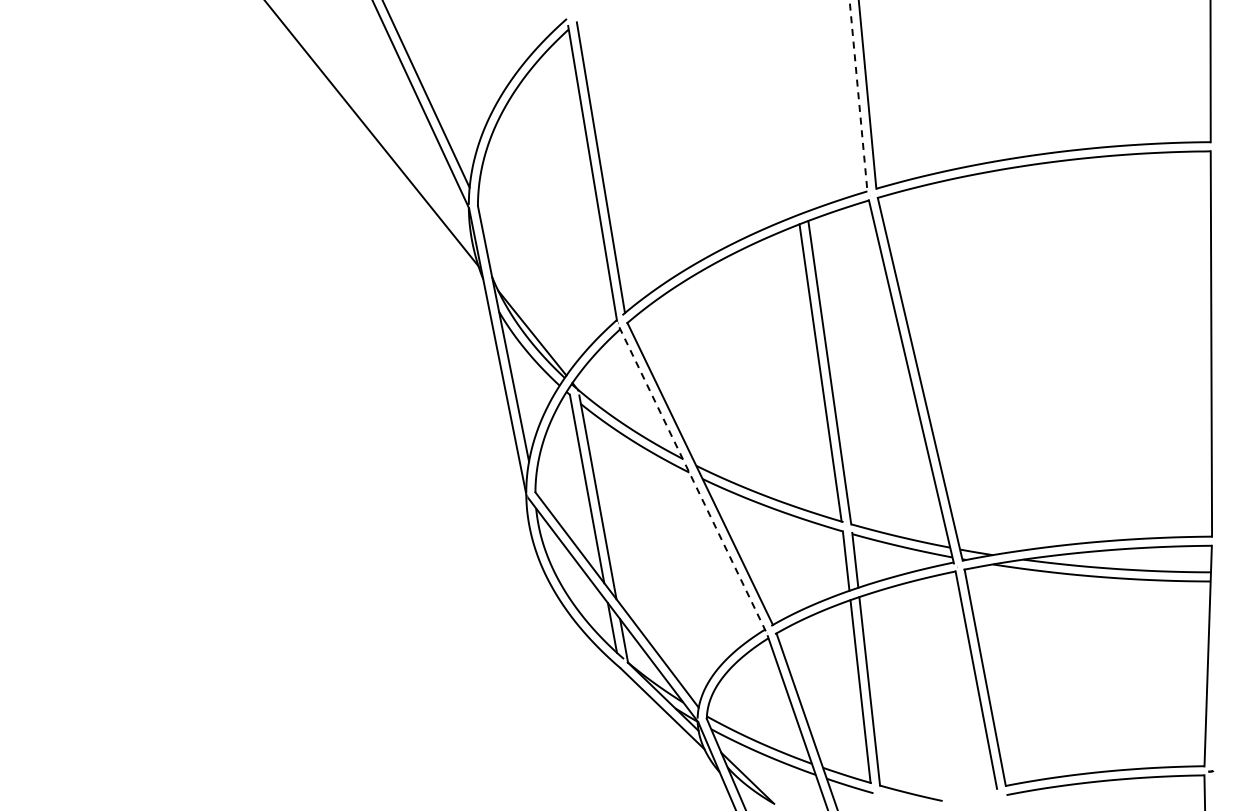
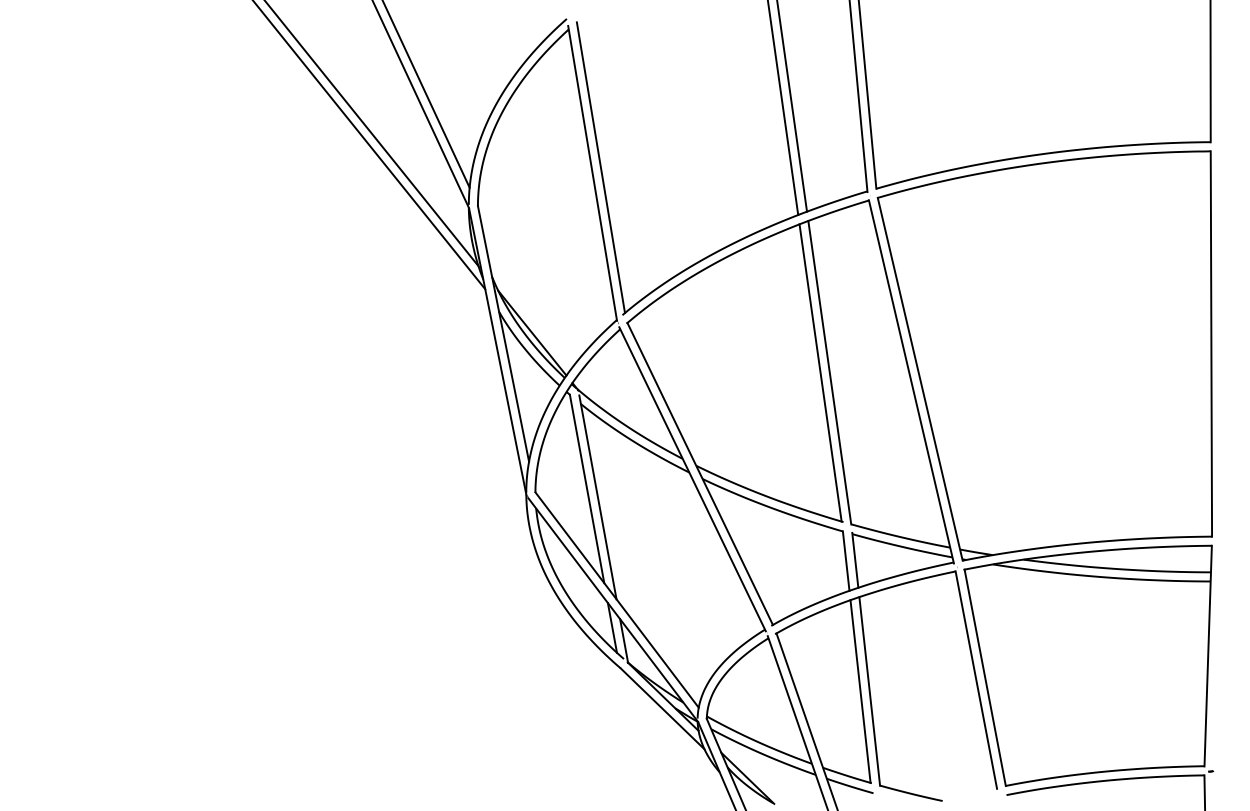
line: dashed -> solid (858, 96)
line: none -> present (792, 106)
line: none -> present (783, 108)
line: none -> present (369, 145)
line: dashed -> solid (692, 479)
